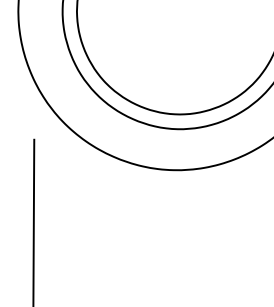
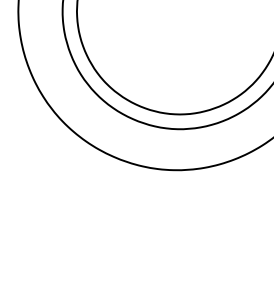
line: present -> none (33, 221)
